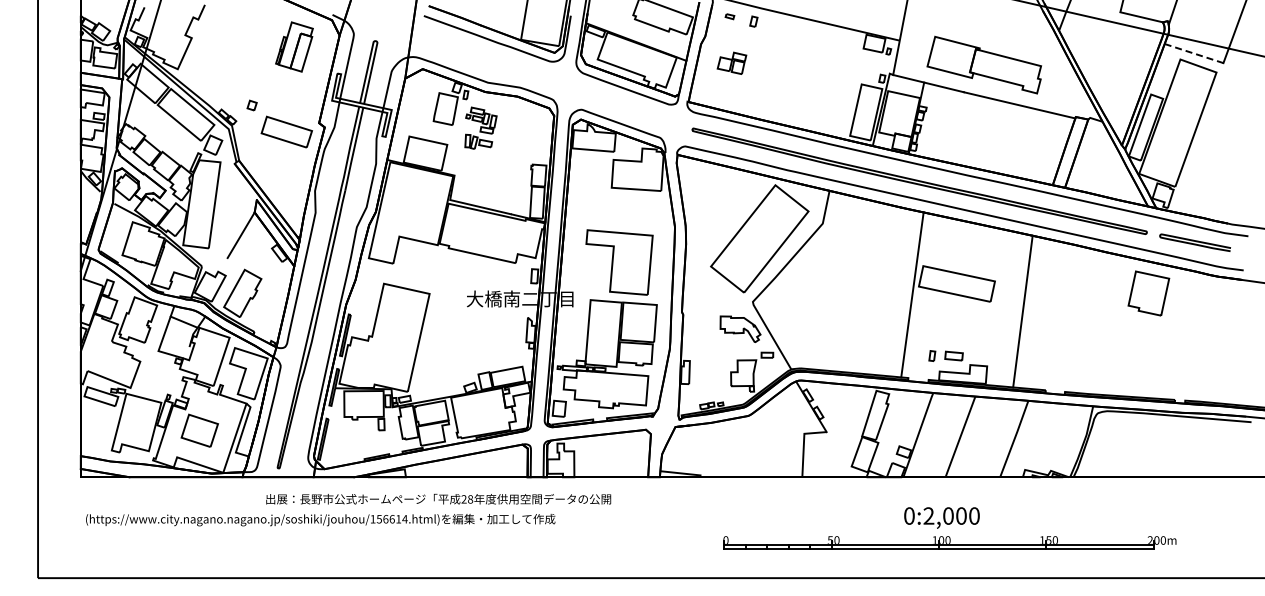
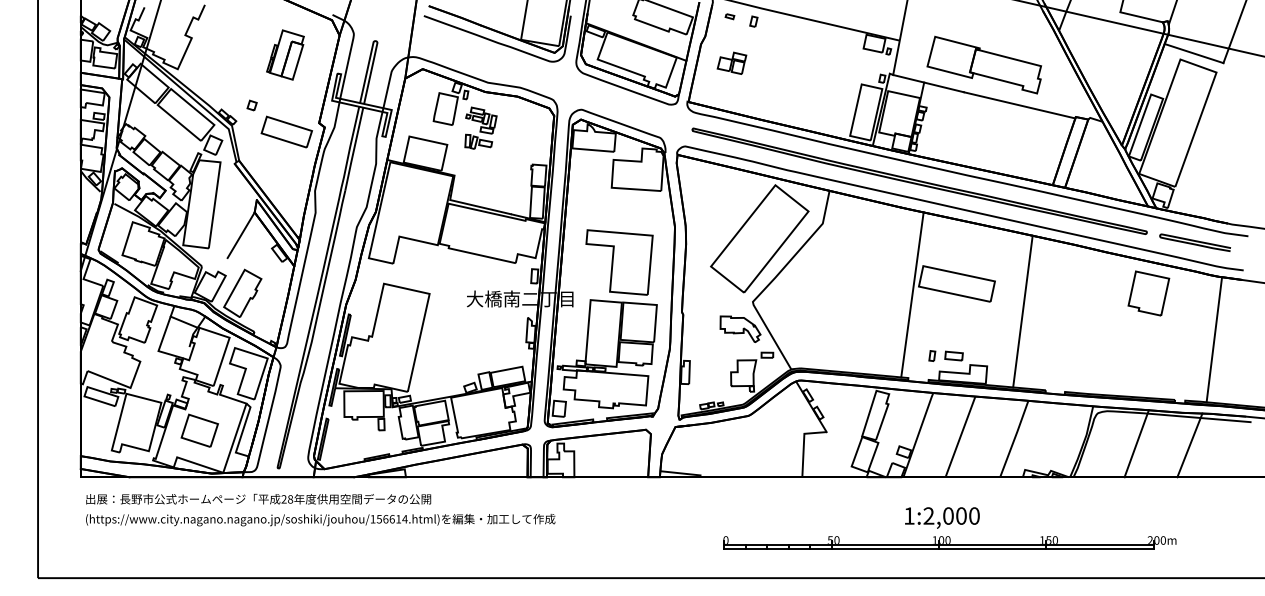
part position: (294, 46) -> (285, 54) (285, 54)
line: dashed -> solid (1194, 53)
line: none -> present (1214, 339)
line: none -> present (1136, 443)
line: none -> present (1189, 445)
text position: (438, 498) -> (258, 498) (258, 498)
text: 0:2,000 -> 1:2,000 (909, 515)
